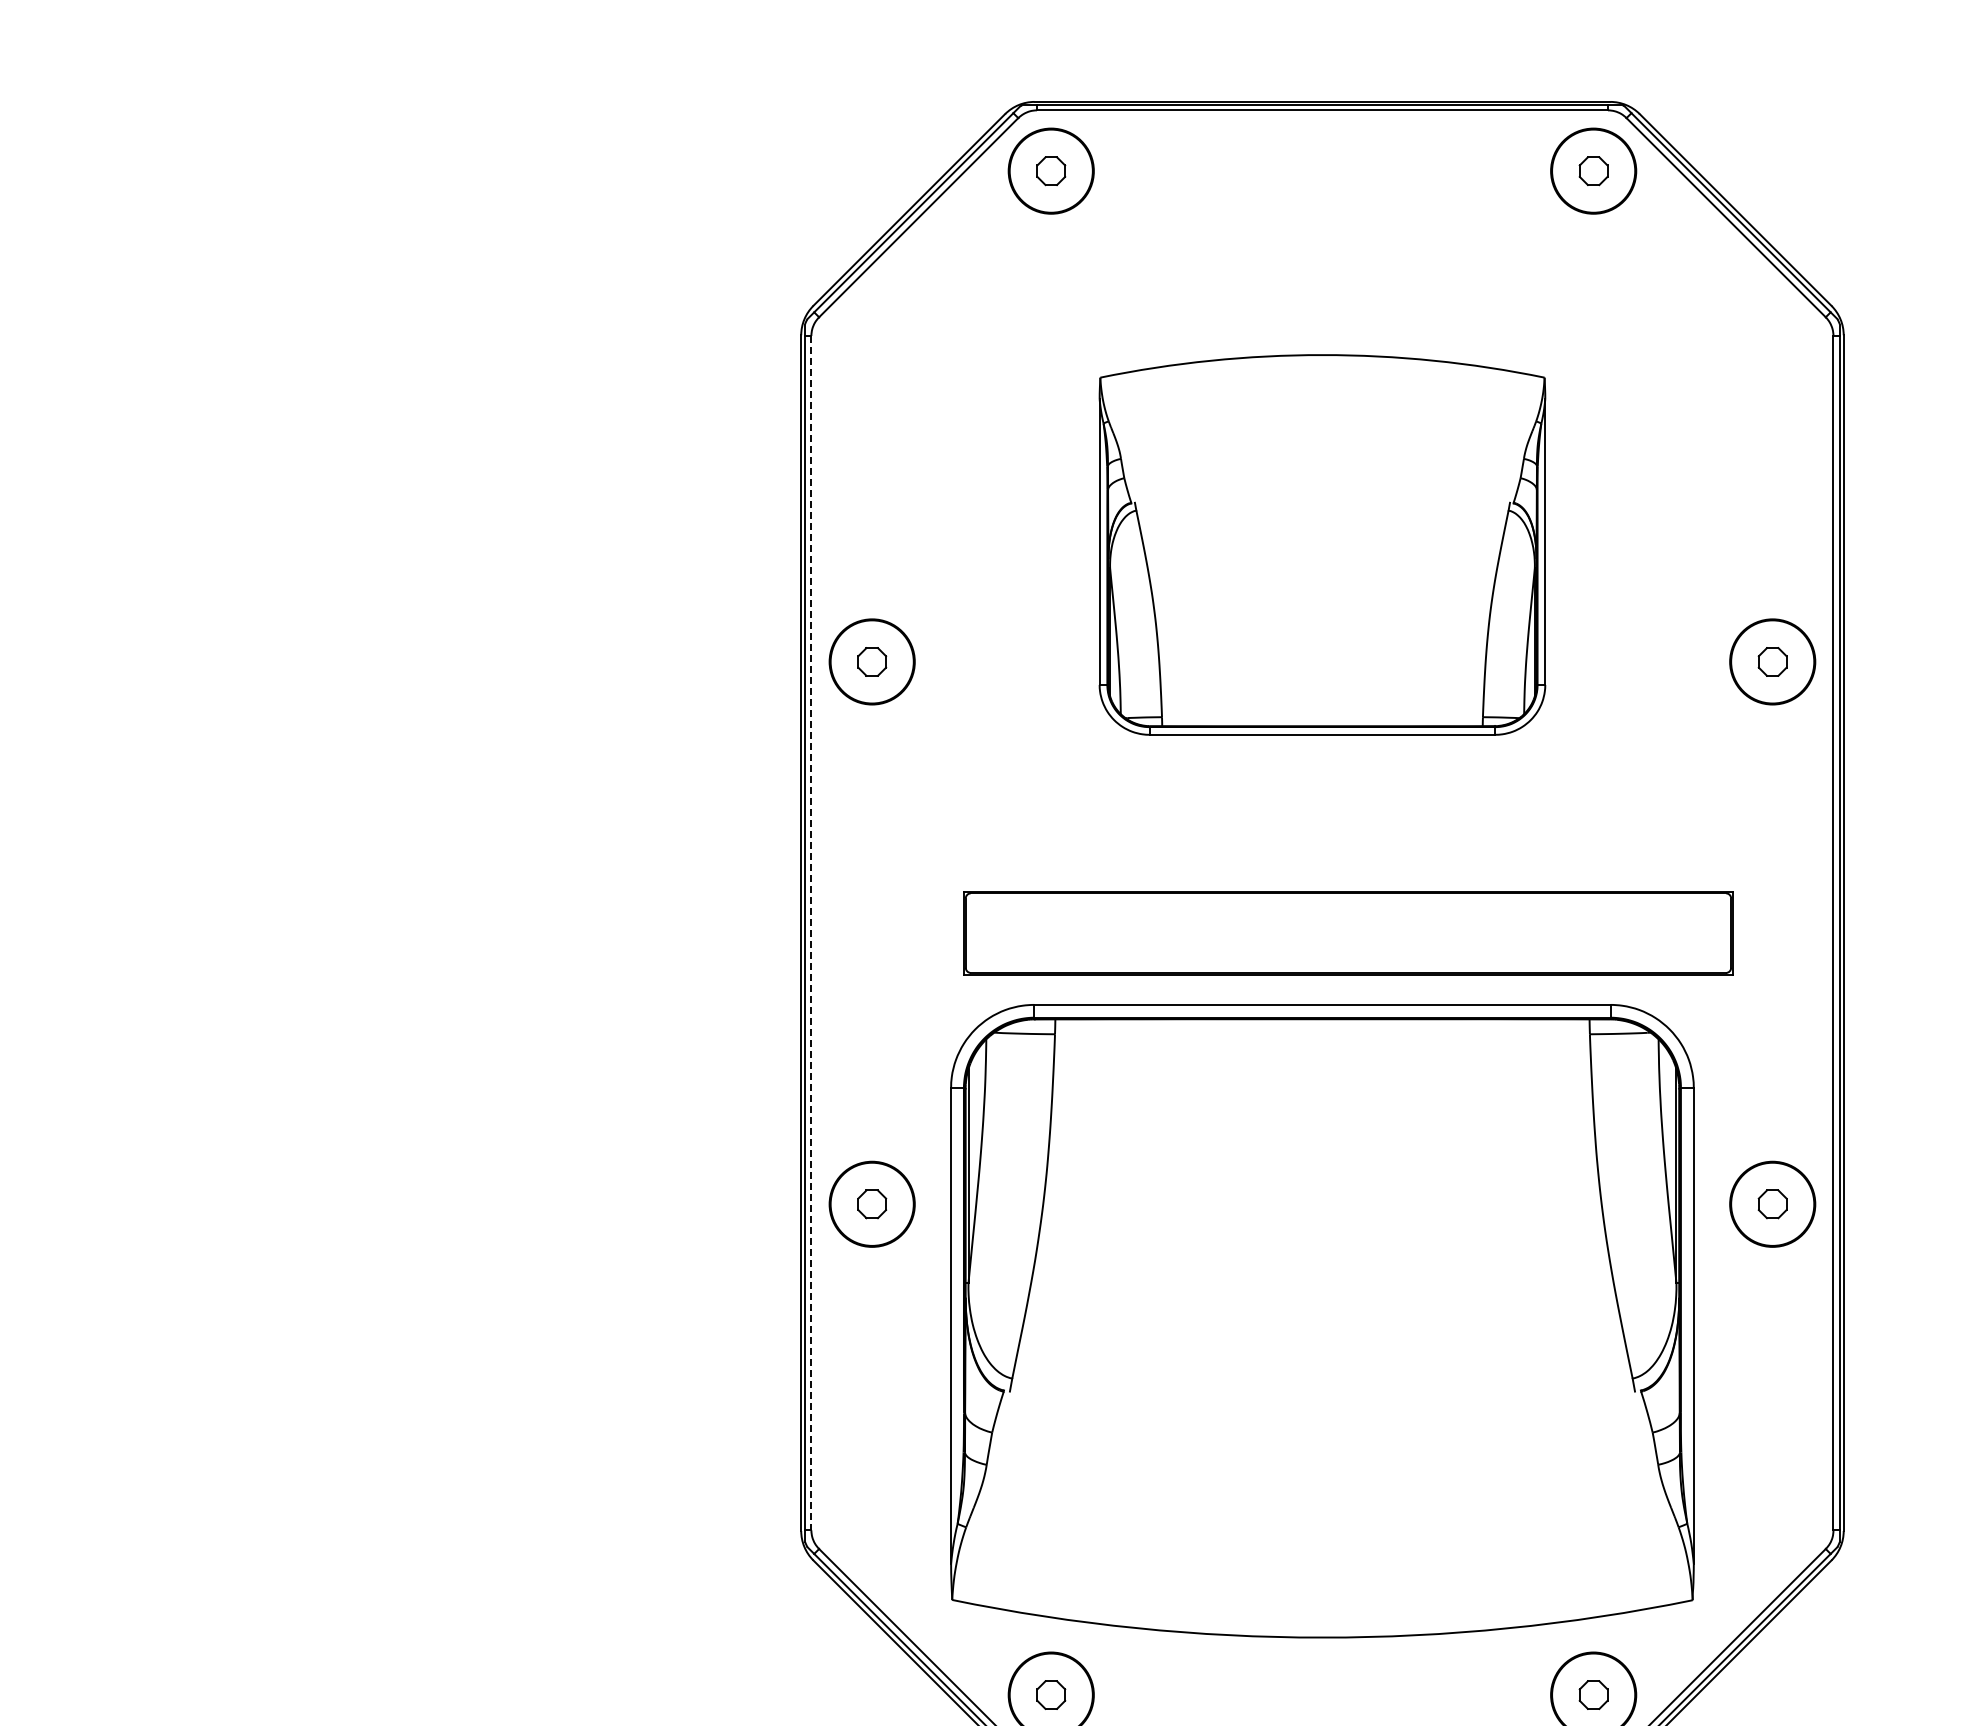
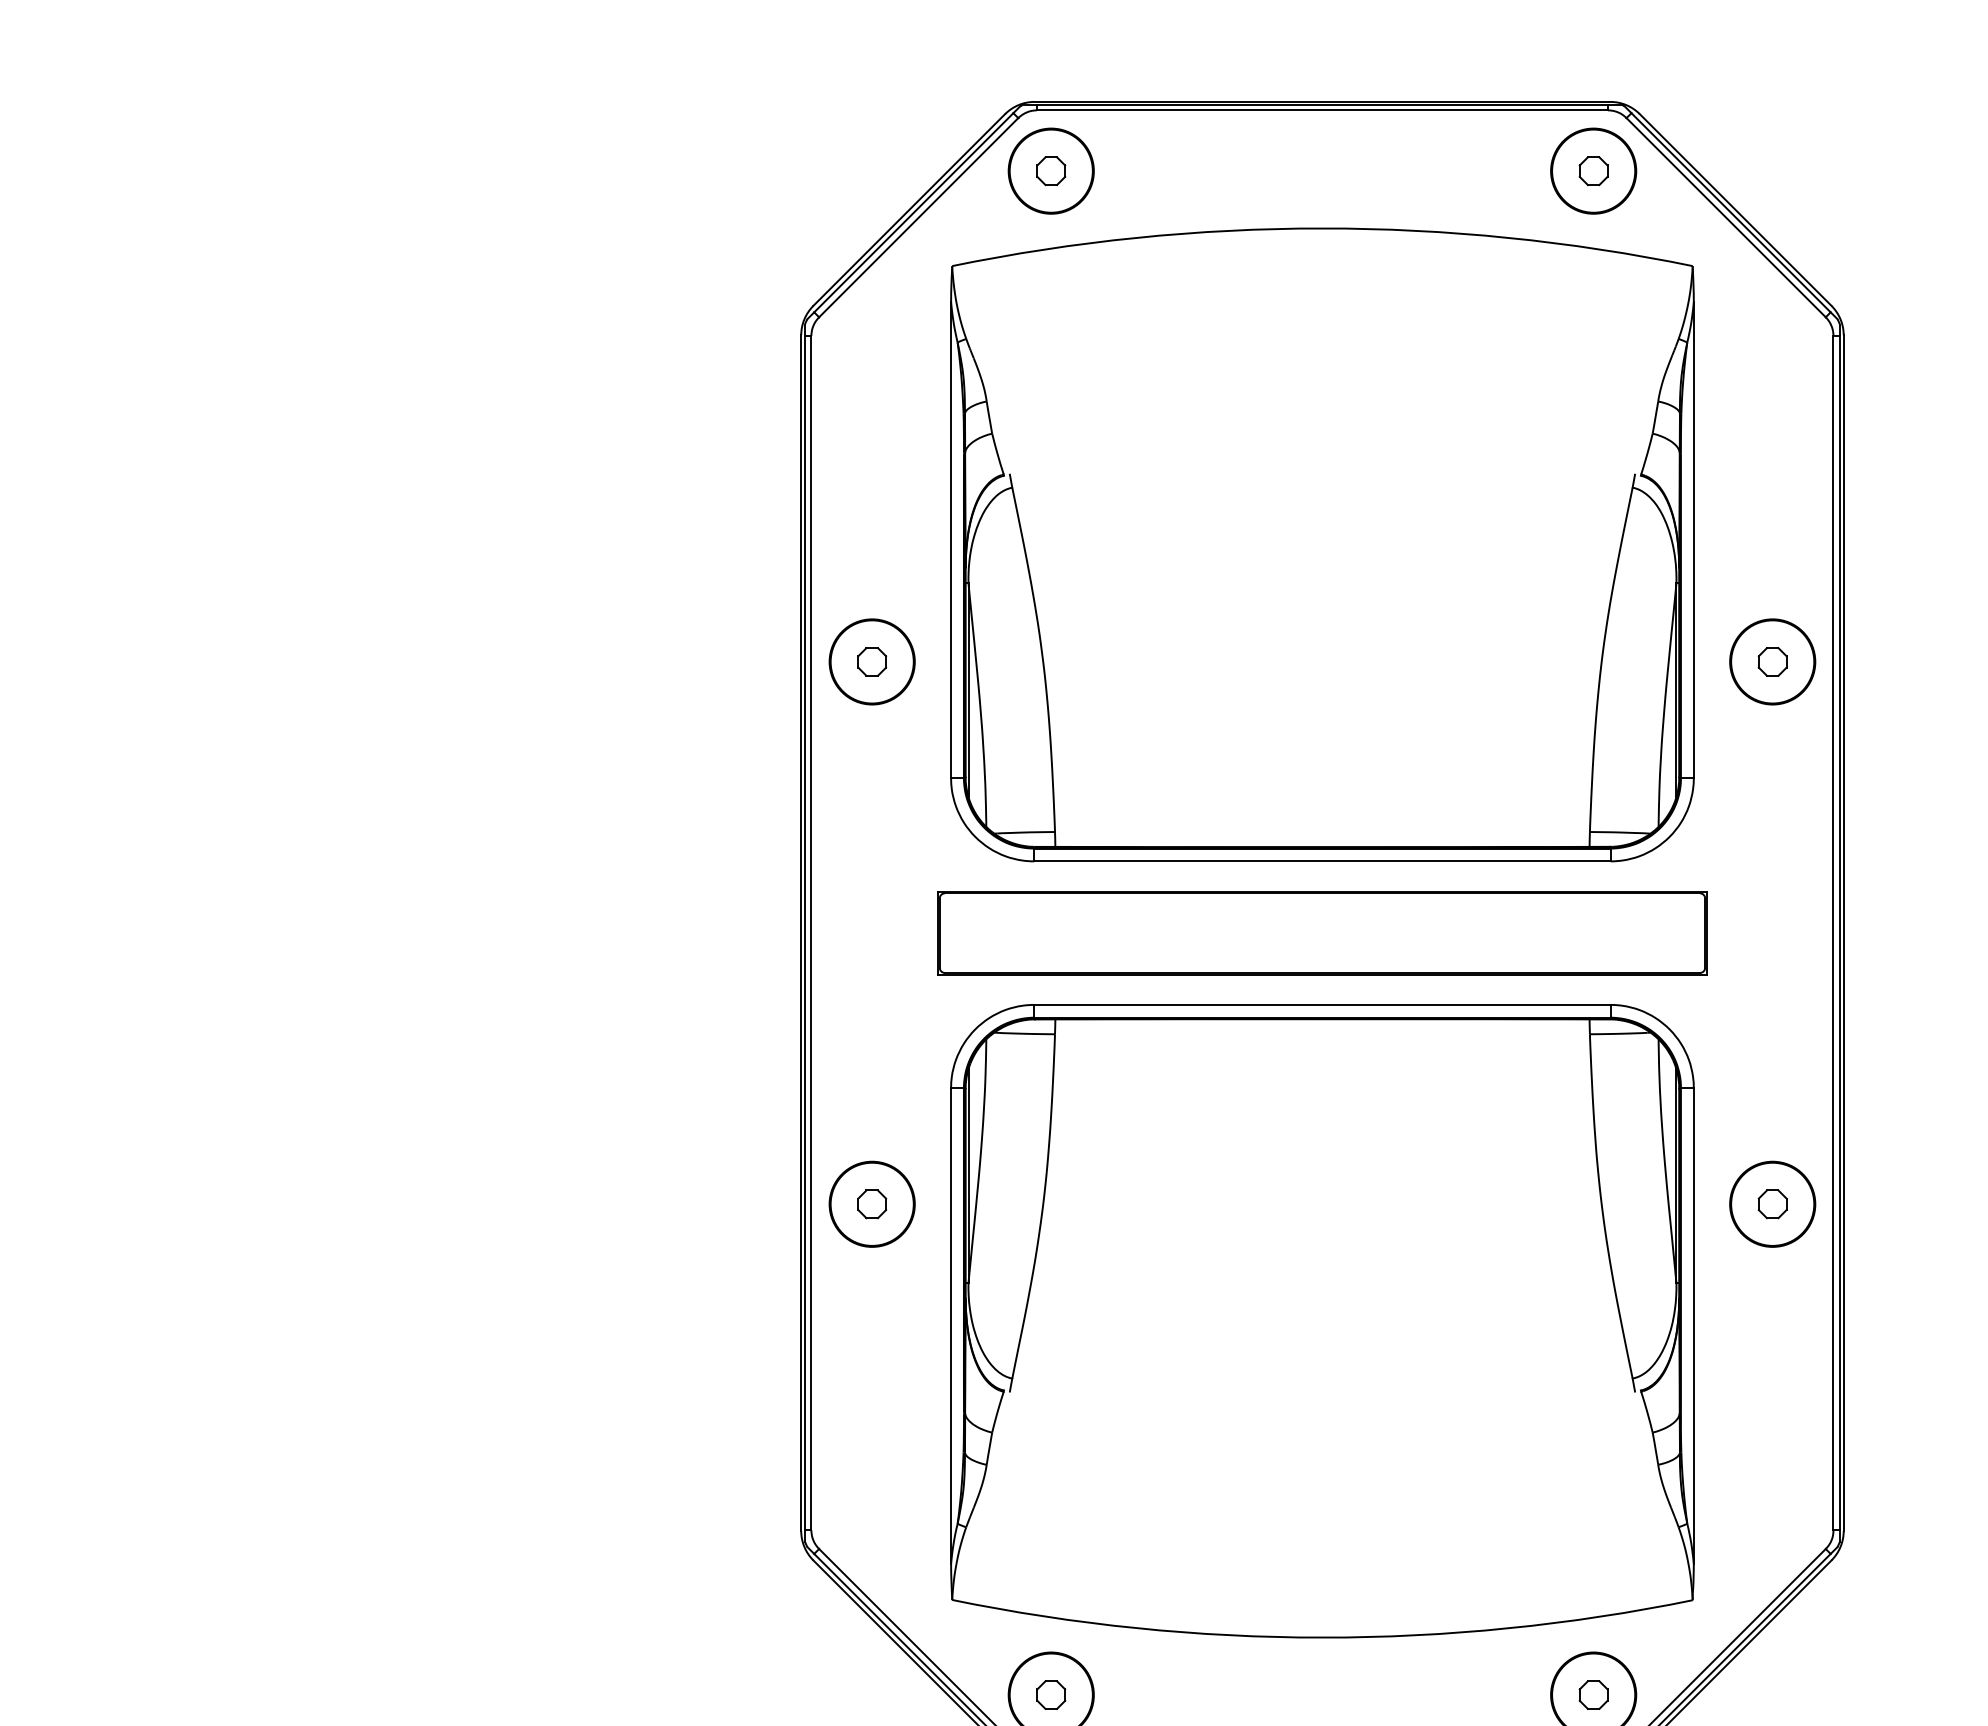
part size: 449x382 px -> 745x636 px (1322, 544)
line: dashed -> solid (811, 933)
part position: (1348, 933) -> (1322, 933) (1322, 933)
